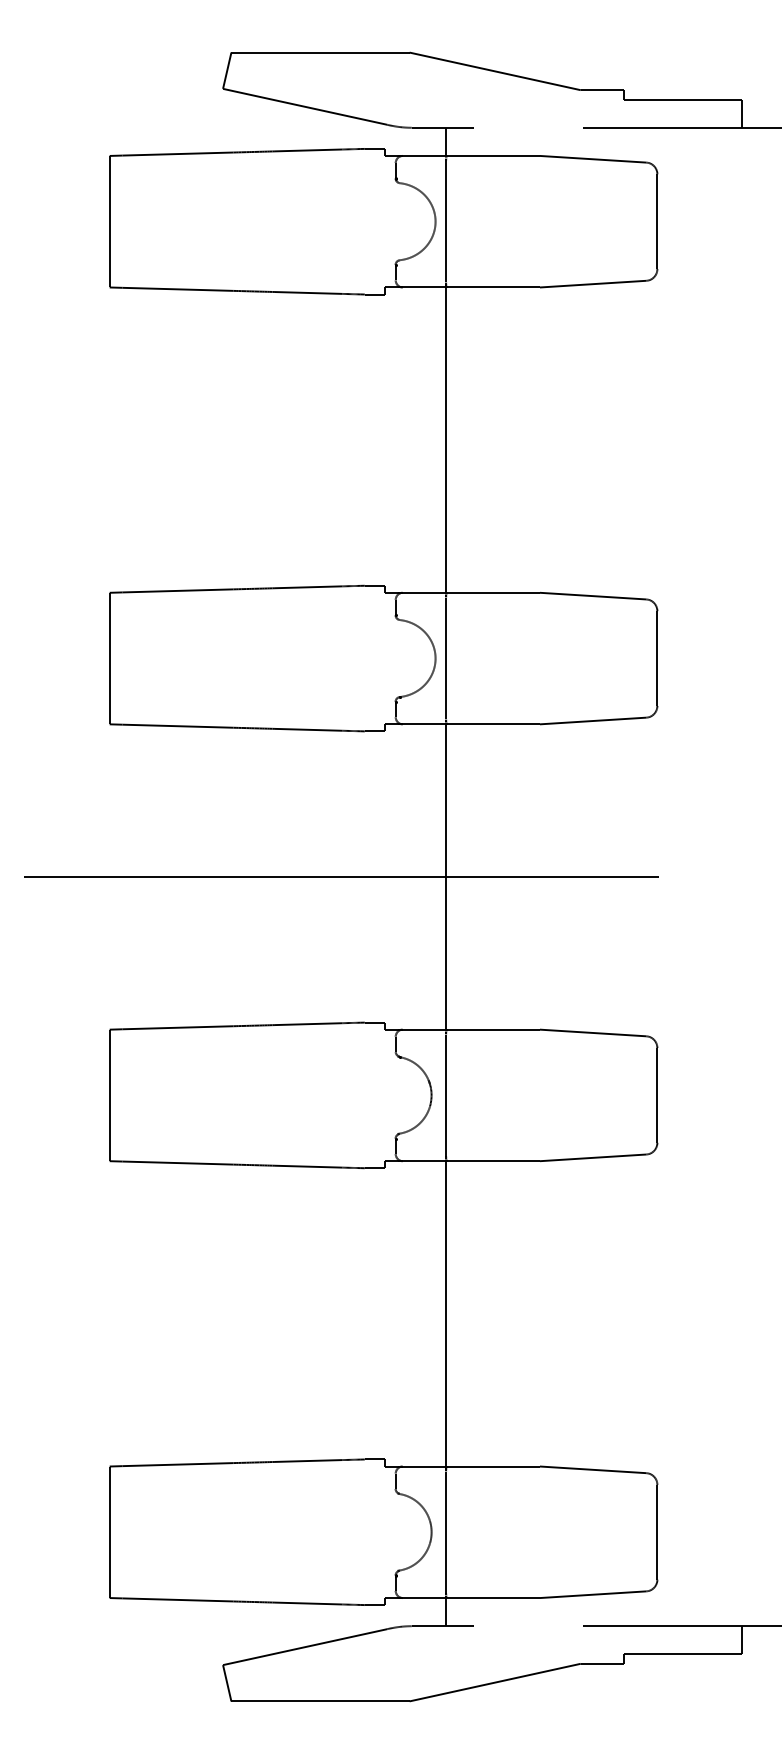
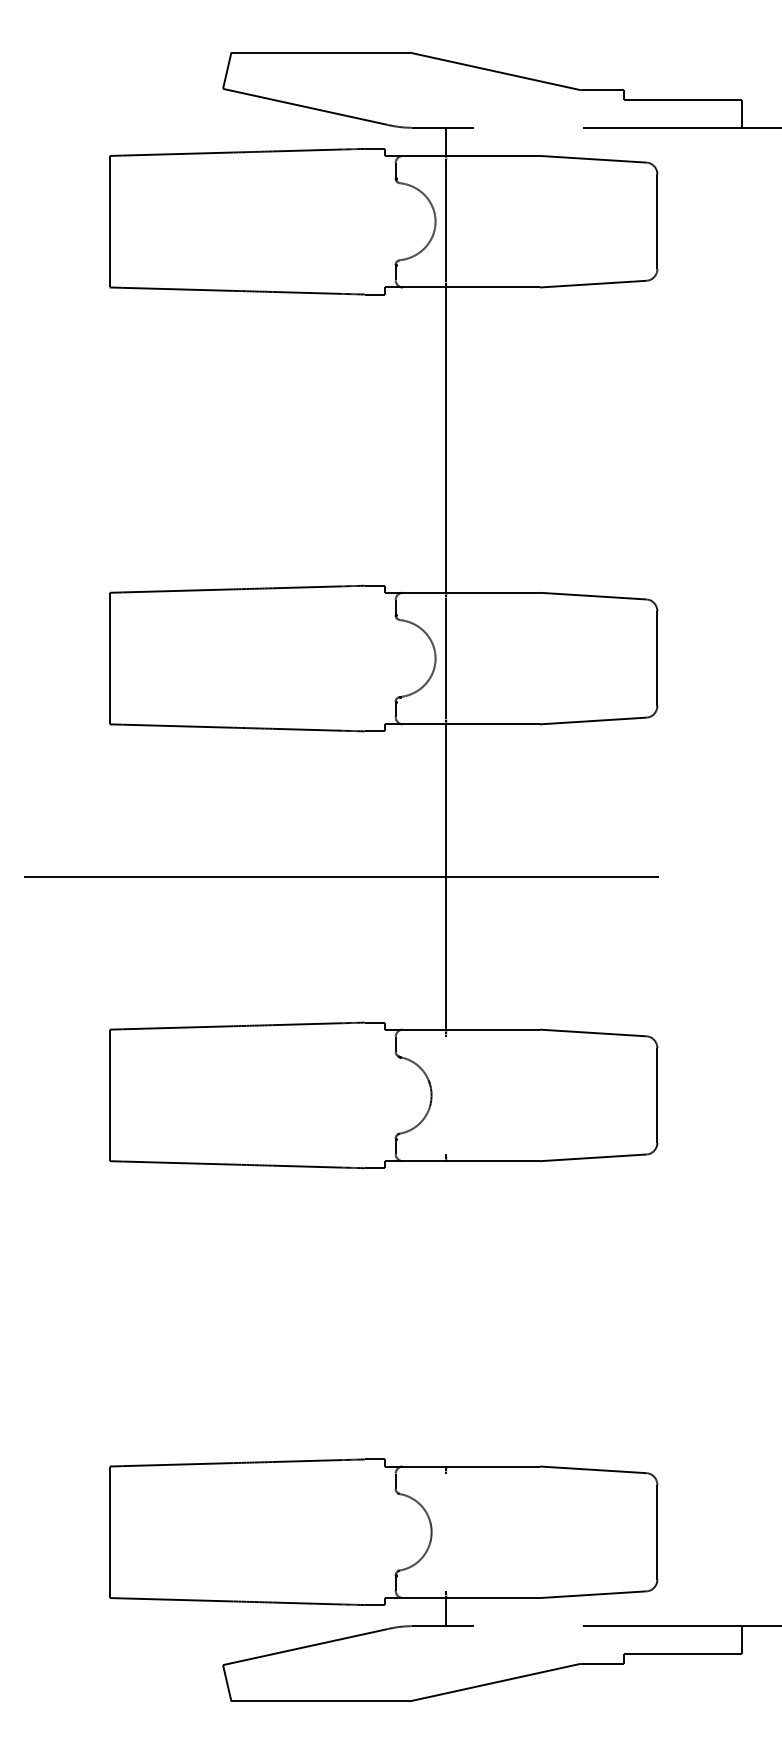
line: present -> none (446, 1095)
line: present -> none (446, 1313)
line: present -> none (446, 1532)
